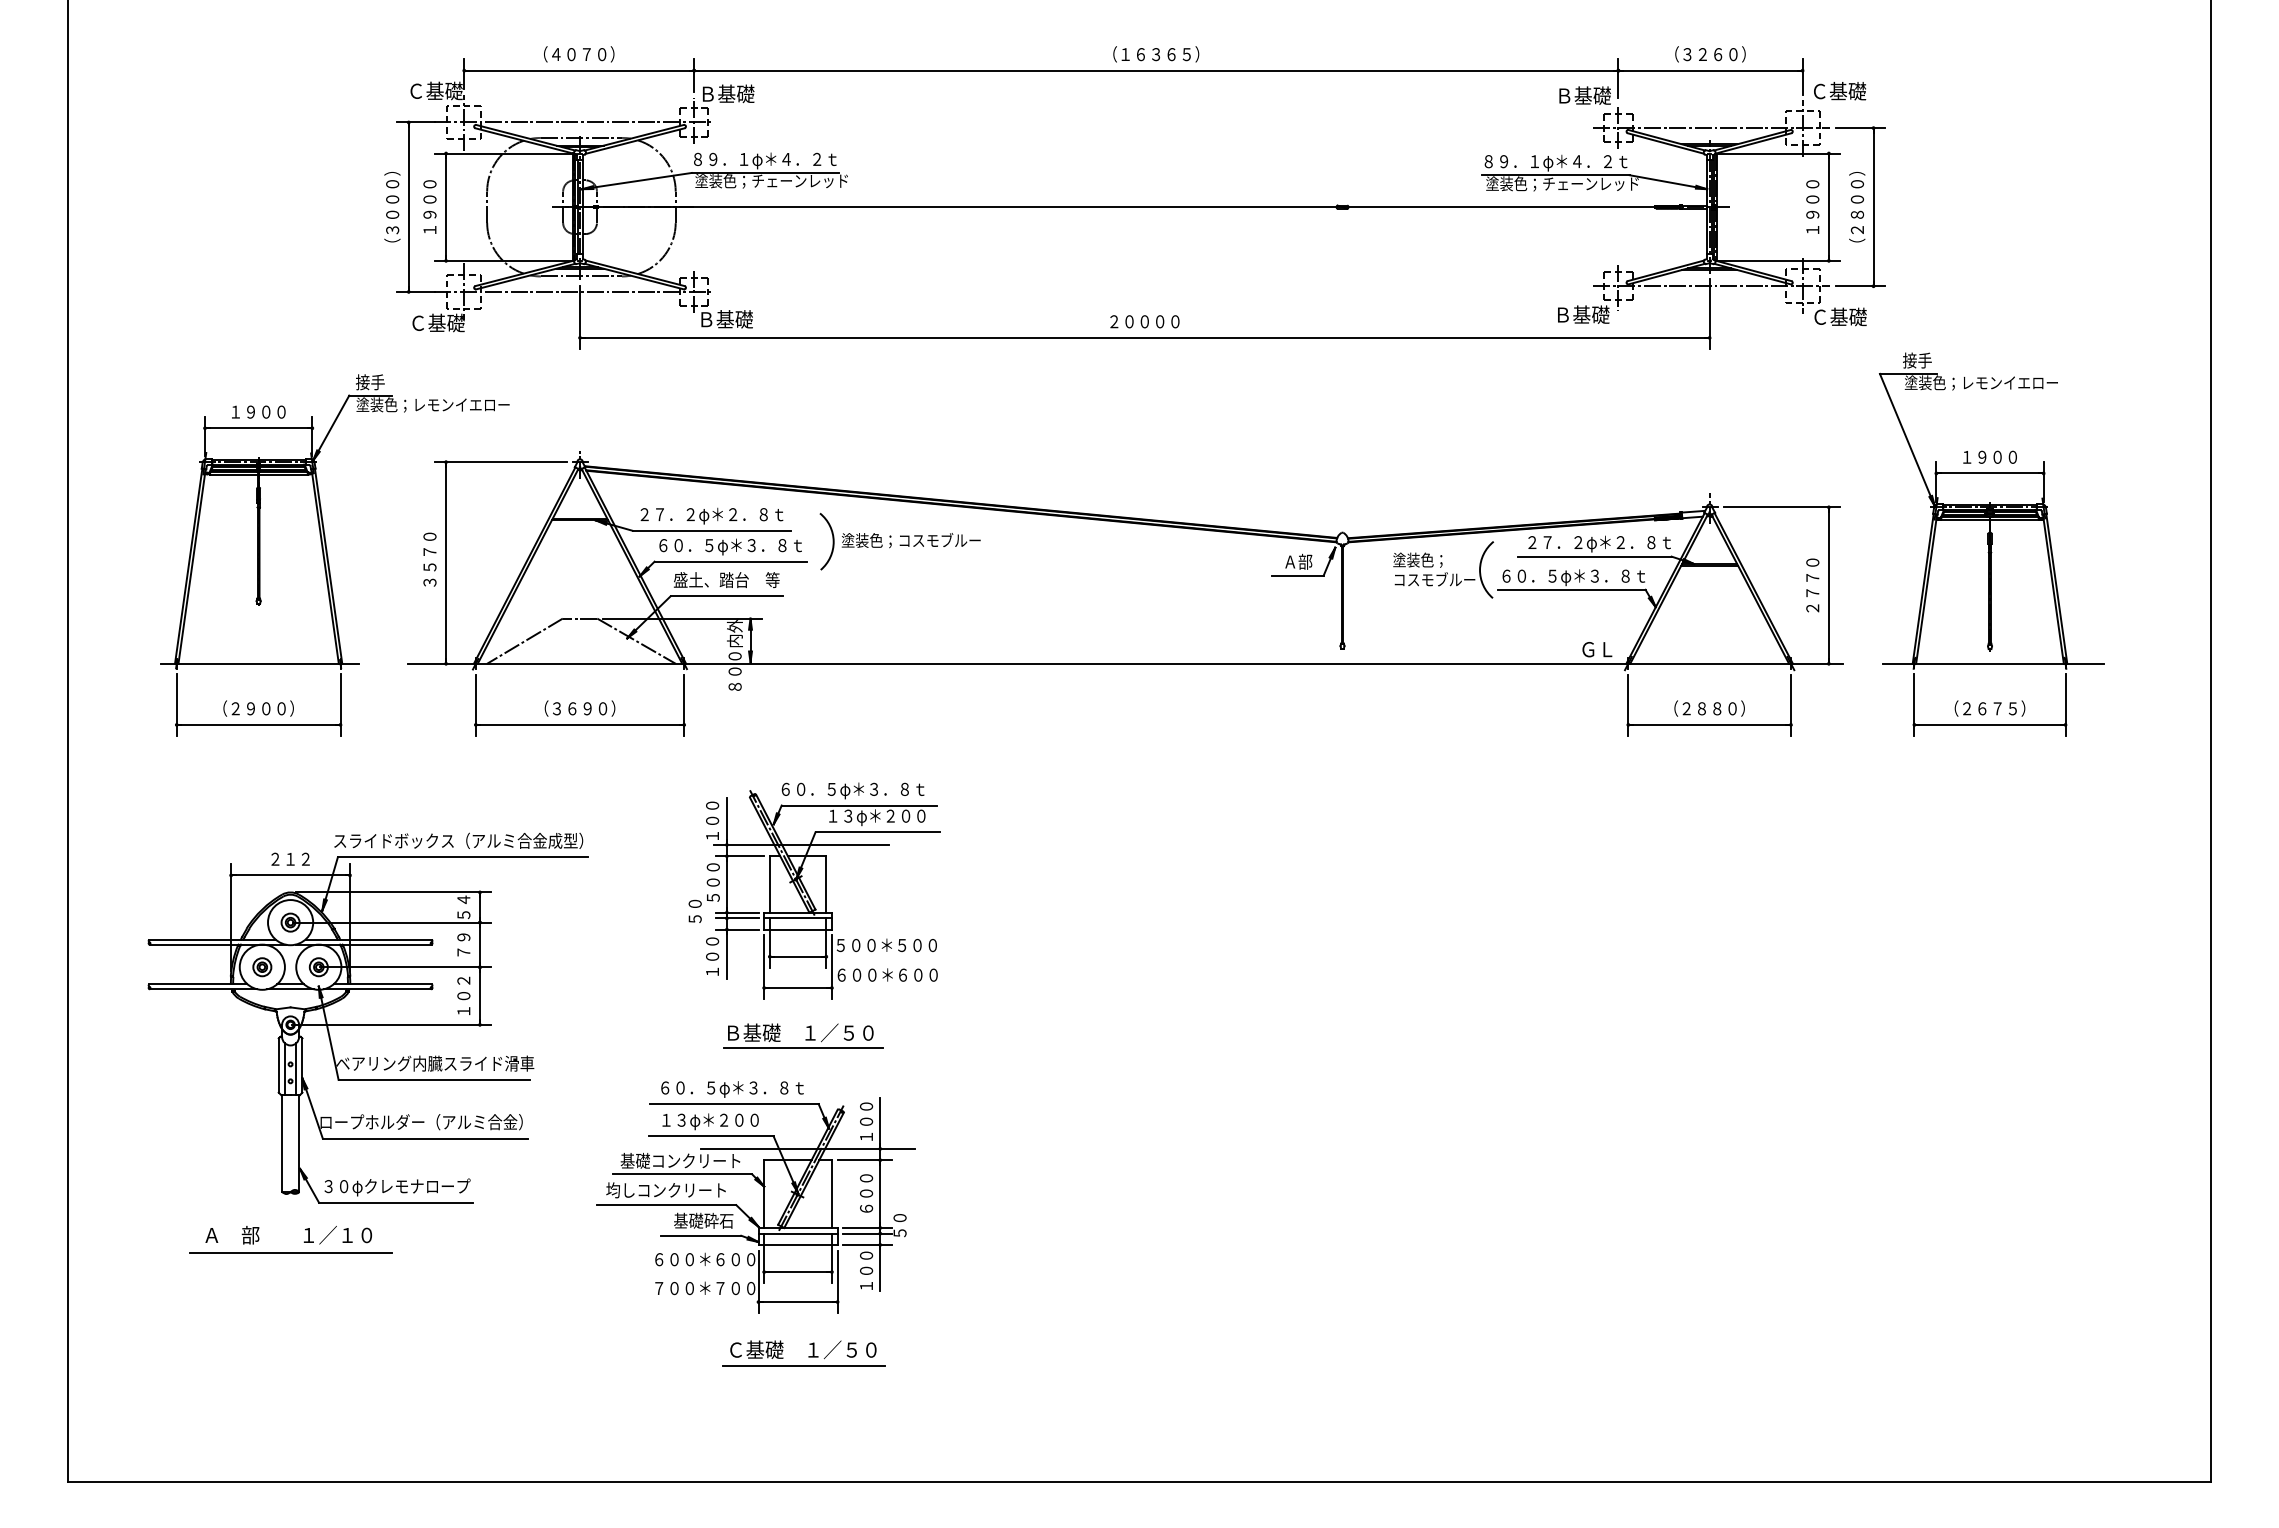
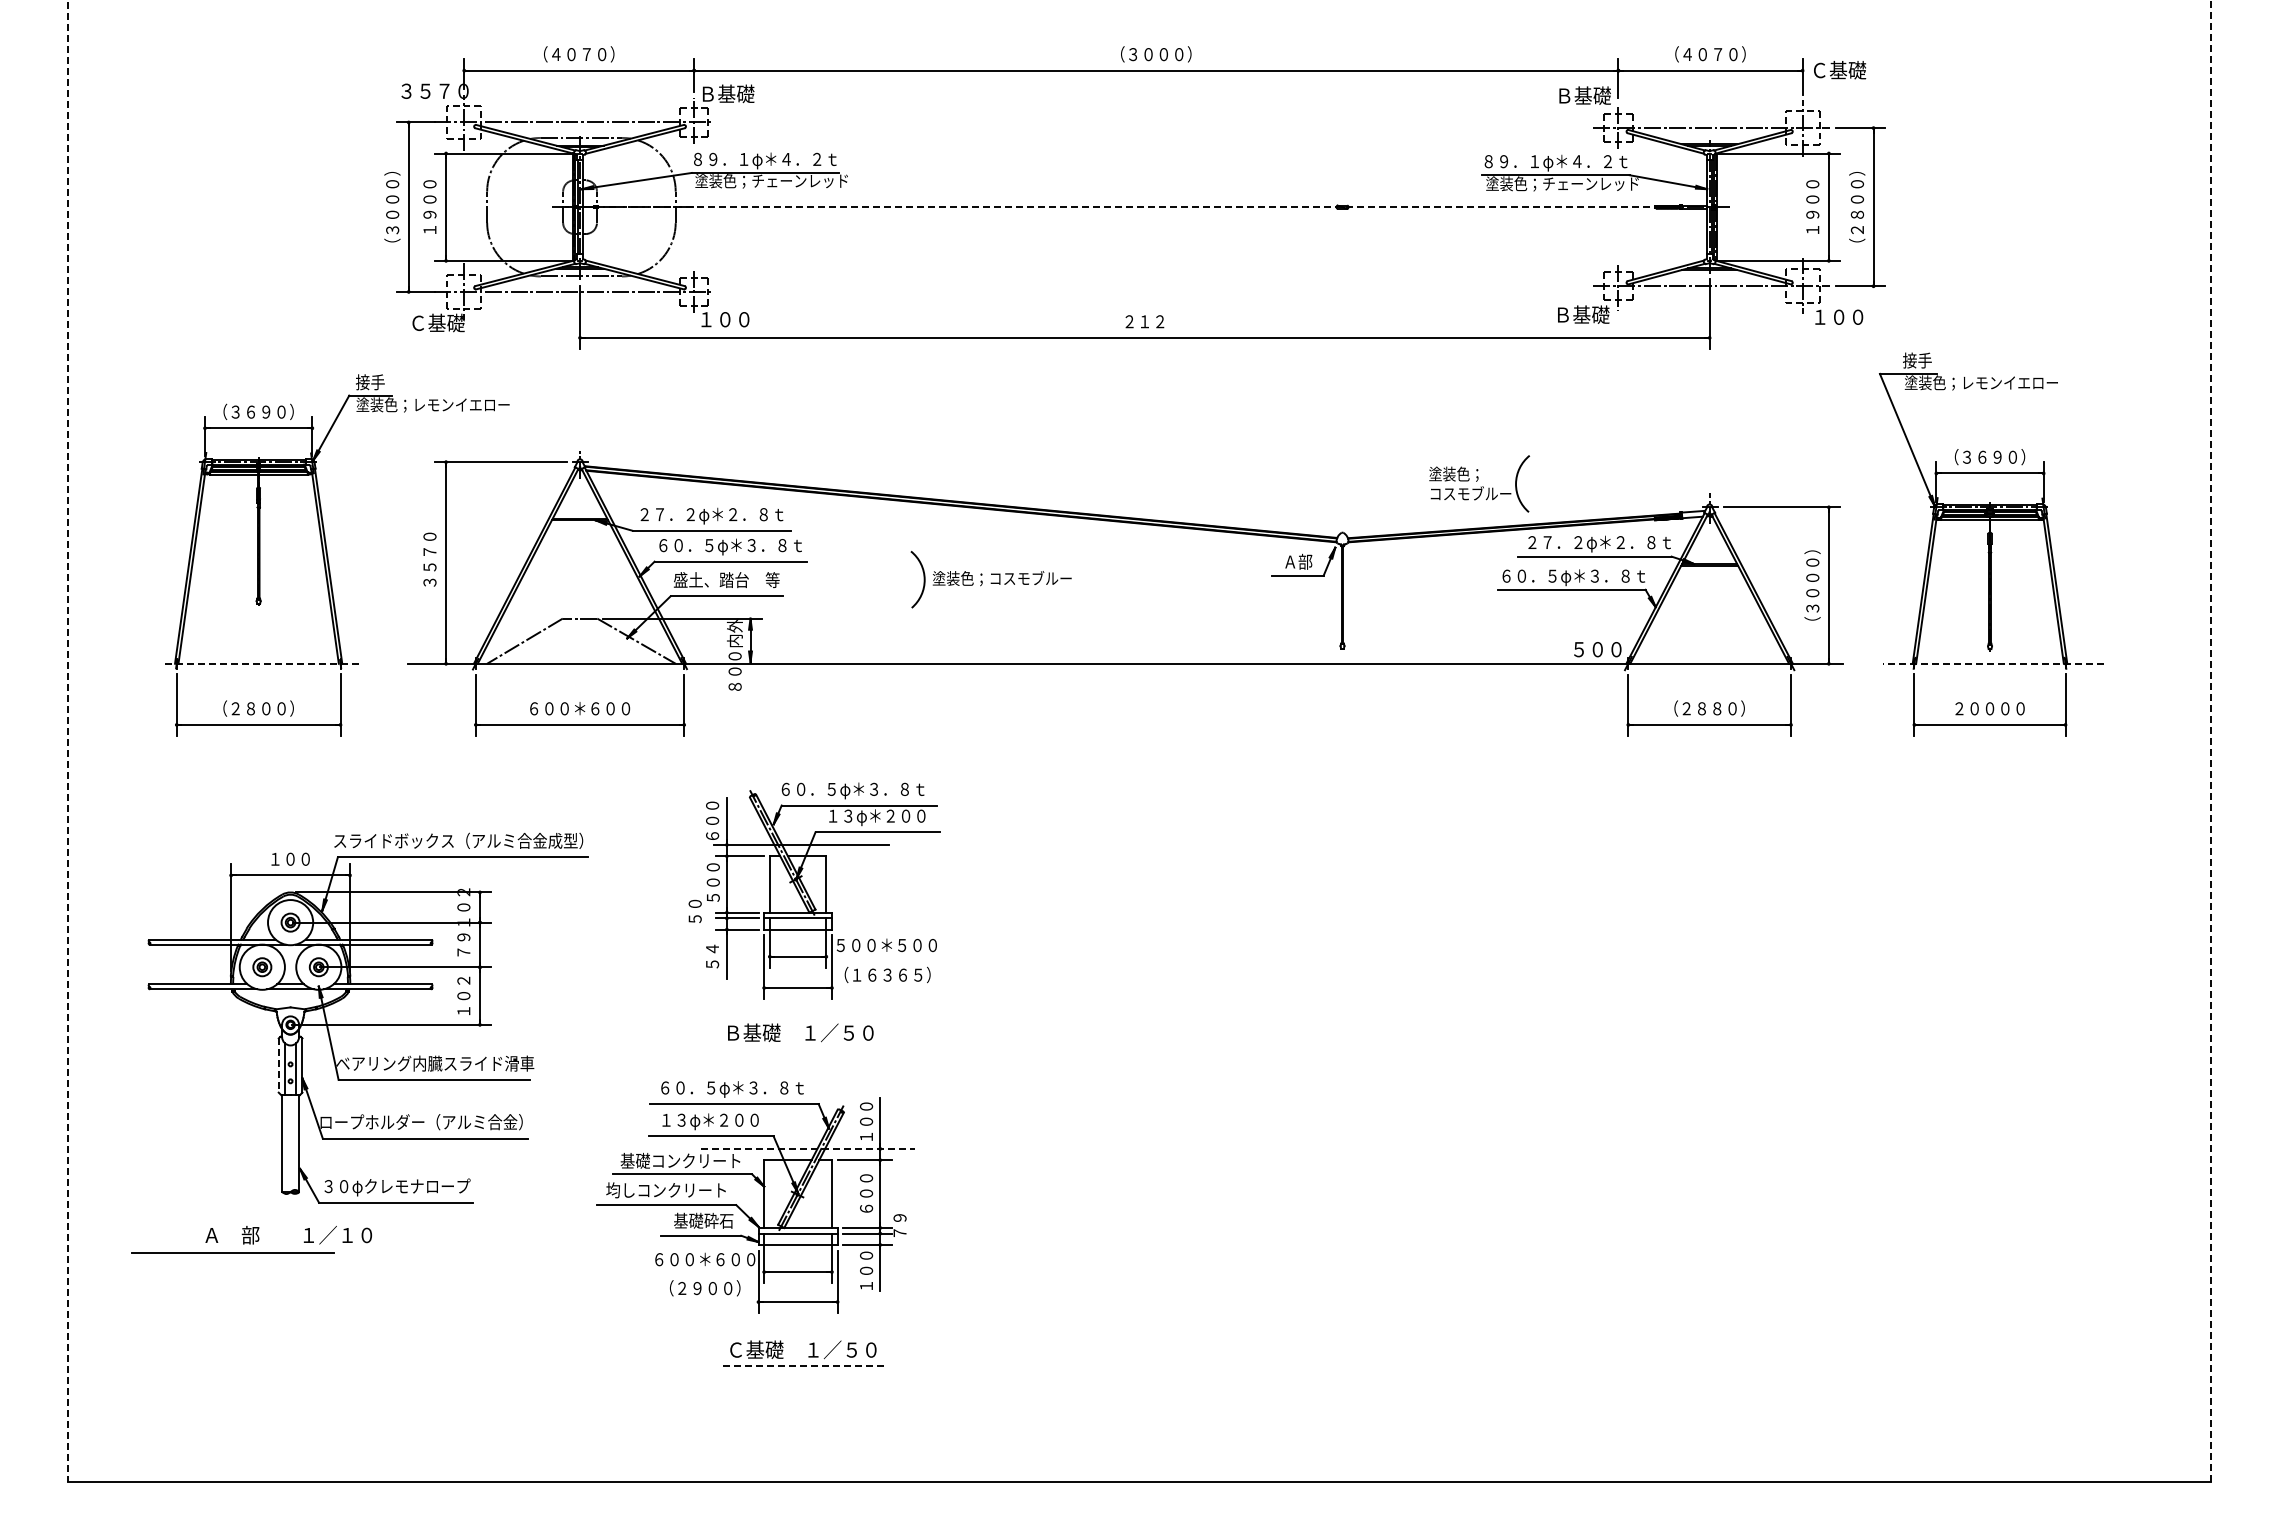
text: （１６３６５） -> （３０００） (1156, 54)
text: （３２６０） -> （４０７０） (1702, 54)
text: Ｃ基礎 -> ３５７０ (434, 90)
text position: (1840, 91) -> (1840, 70) (1840, 70)
line: solid -> dashed (1126, 207)
text: Ｃ基礎 -> １００ (1840, 316)
text: Ｂ基礎 -> １００ (726, 319)
text: ２００００ -> ２１２ (1144, 321)
text: １９００ -> （３６９０） (258, 411)
text: １９００ -> （３６９０） (1989, 457)
part position: (899, 541) -> (990, 579) (990, 579)
part position: (1443, 569) -> (1479, 483) (1479, 483)
text: ２７７０ -> （３０００） (1812, 585)
text: ＧＬ -> ５００ (1597, 649)
line: solid -> dashed (259, 663)
line: solid -> dashed (1993, 663)
text: （２９００） -> （２８００） (250, 708)
text: （３６９０） -> ６００＊６００ (580, 708)
text: （２６７５） -> ２００００ (1989, 708)
line: solid -> dashed (68, 741)
line: solid -> dashed (2210, 741)
text: １００ -> ６００ (712, 835)
text: ２１２ -> １００ (290, 858)
text: ５４ -> １０２ (463, 907)
text: １００ -> ５４ (712, 956)
text: ６００＊６００ -> （１６３６５） (887, 974)
line: present -> none (803, 1047)
line: solid -> dashed (278, 1066)
line: solid -> dashed (808, 1148)
text: ５０ -> ７９ (899, 1225)
line position: (290, 1252) -> (232, 1252) (232, 1252)
text: ７００＊７００ -> （２９００） (705, 1288)
line: solid -> dashed (804, 1365)
